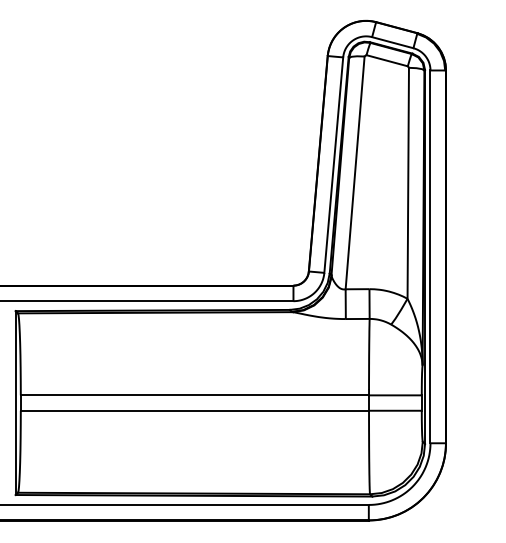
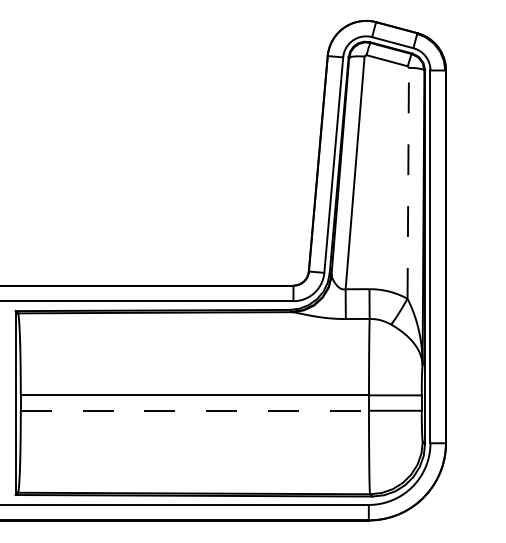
line: solid -> dashed (408, 182)
line: solid -> dashed (195, 410)
